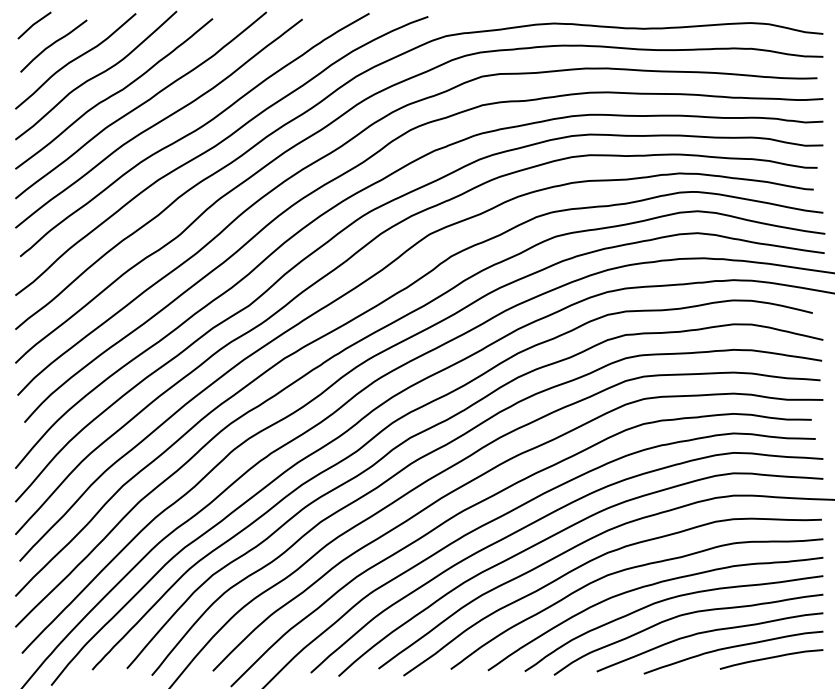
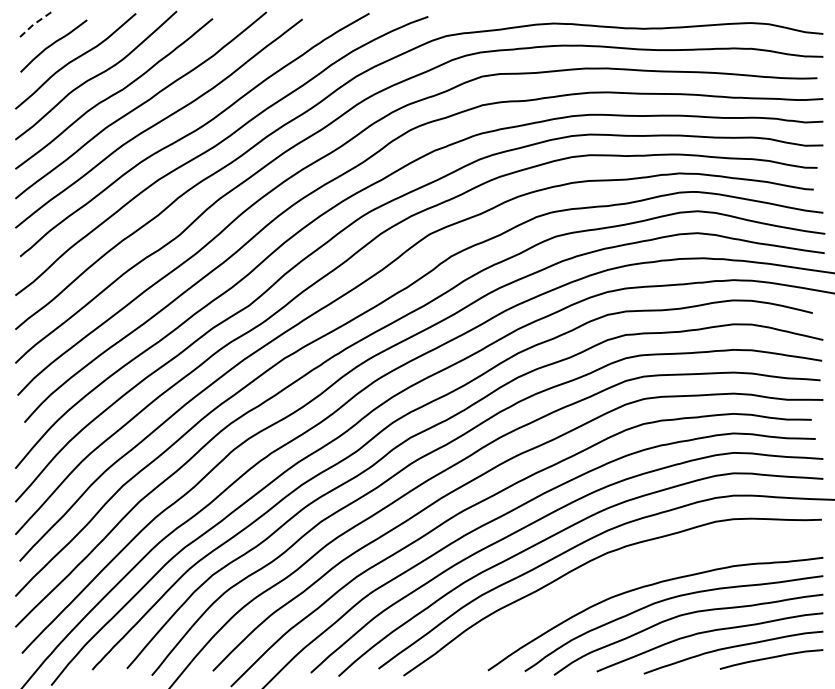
line: solid -> dashed (33, 24)
curve: present -> none (626, 570)
